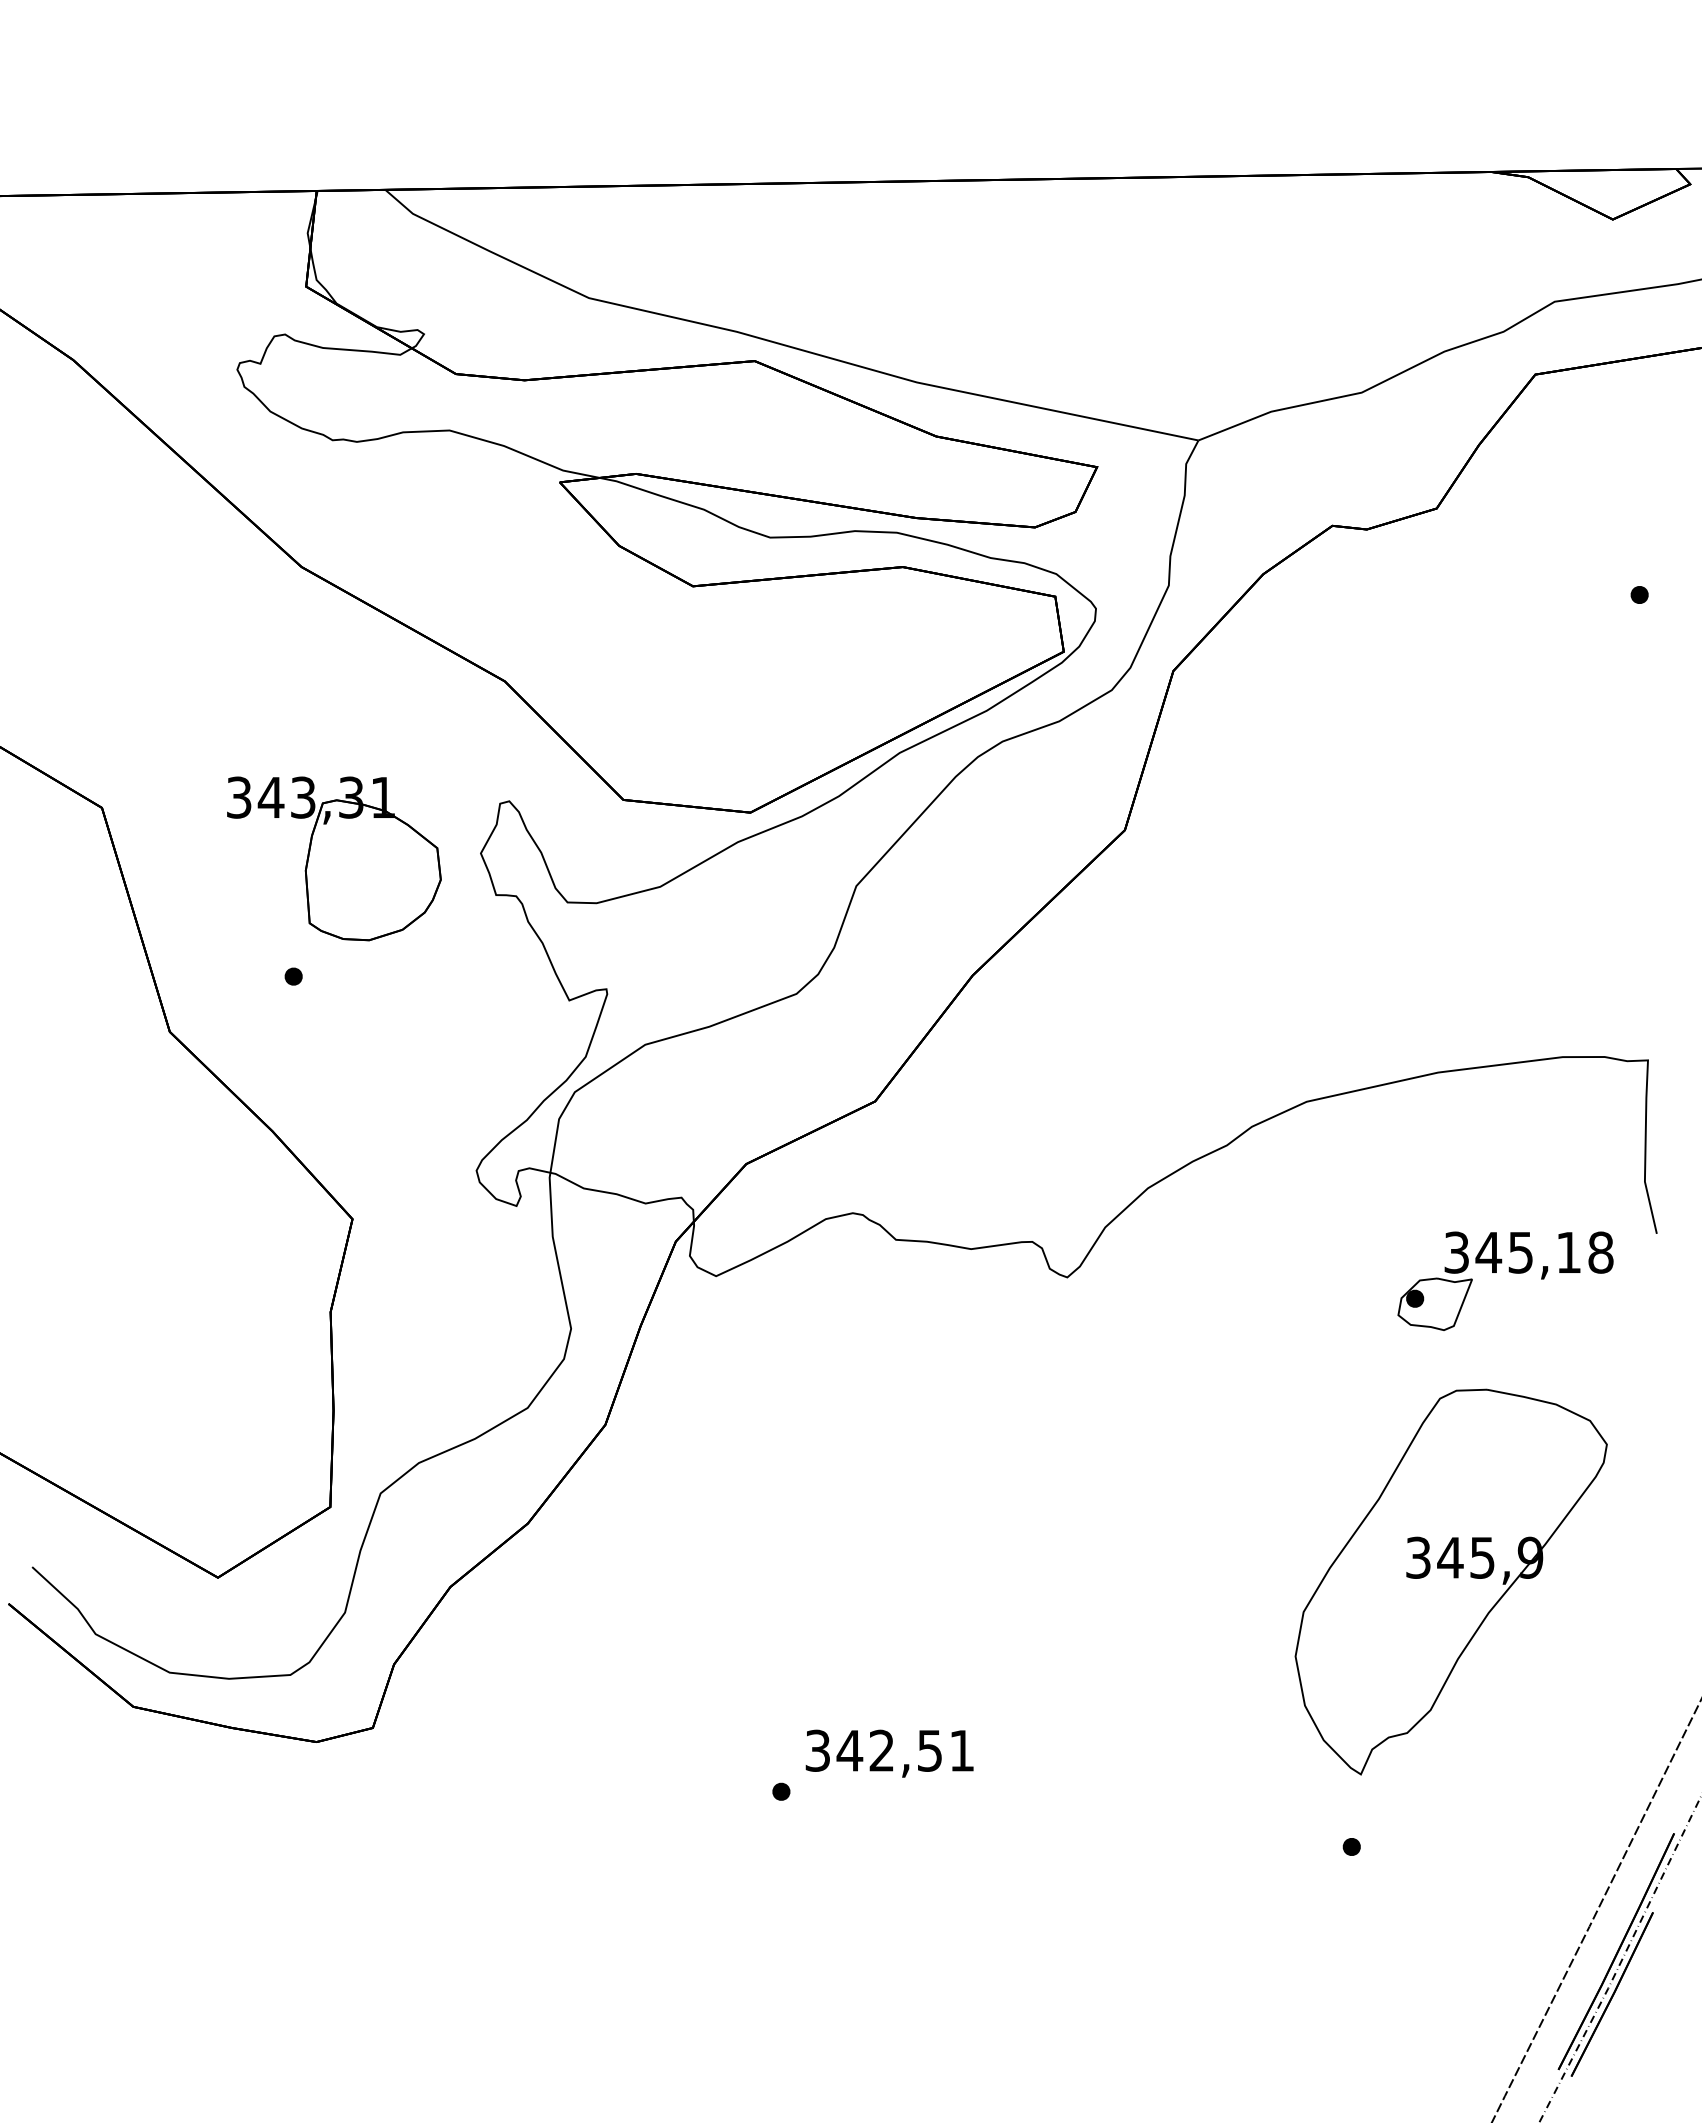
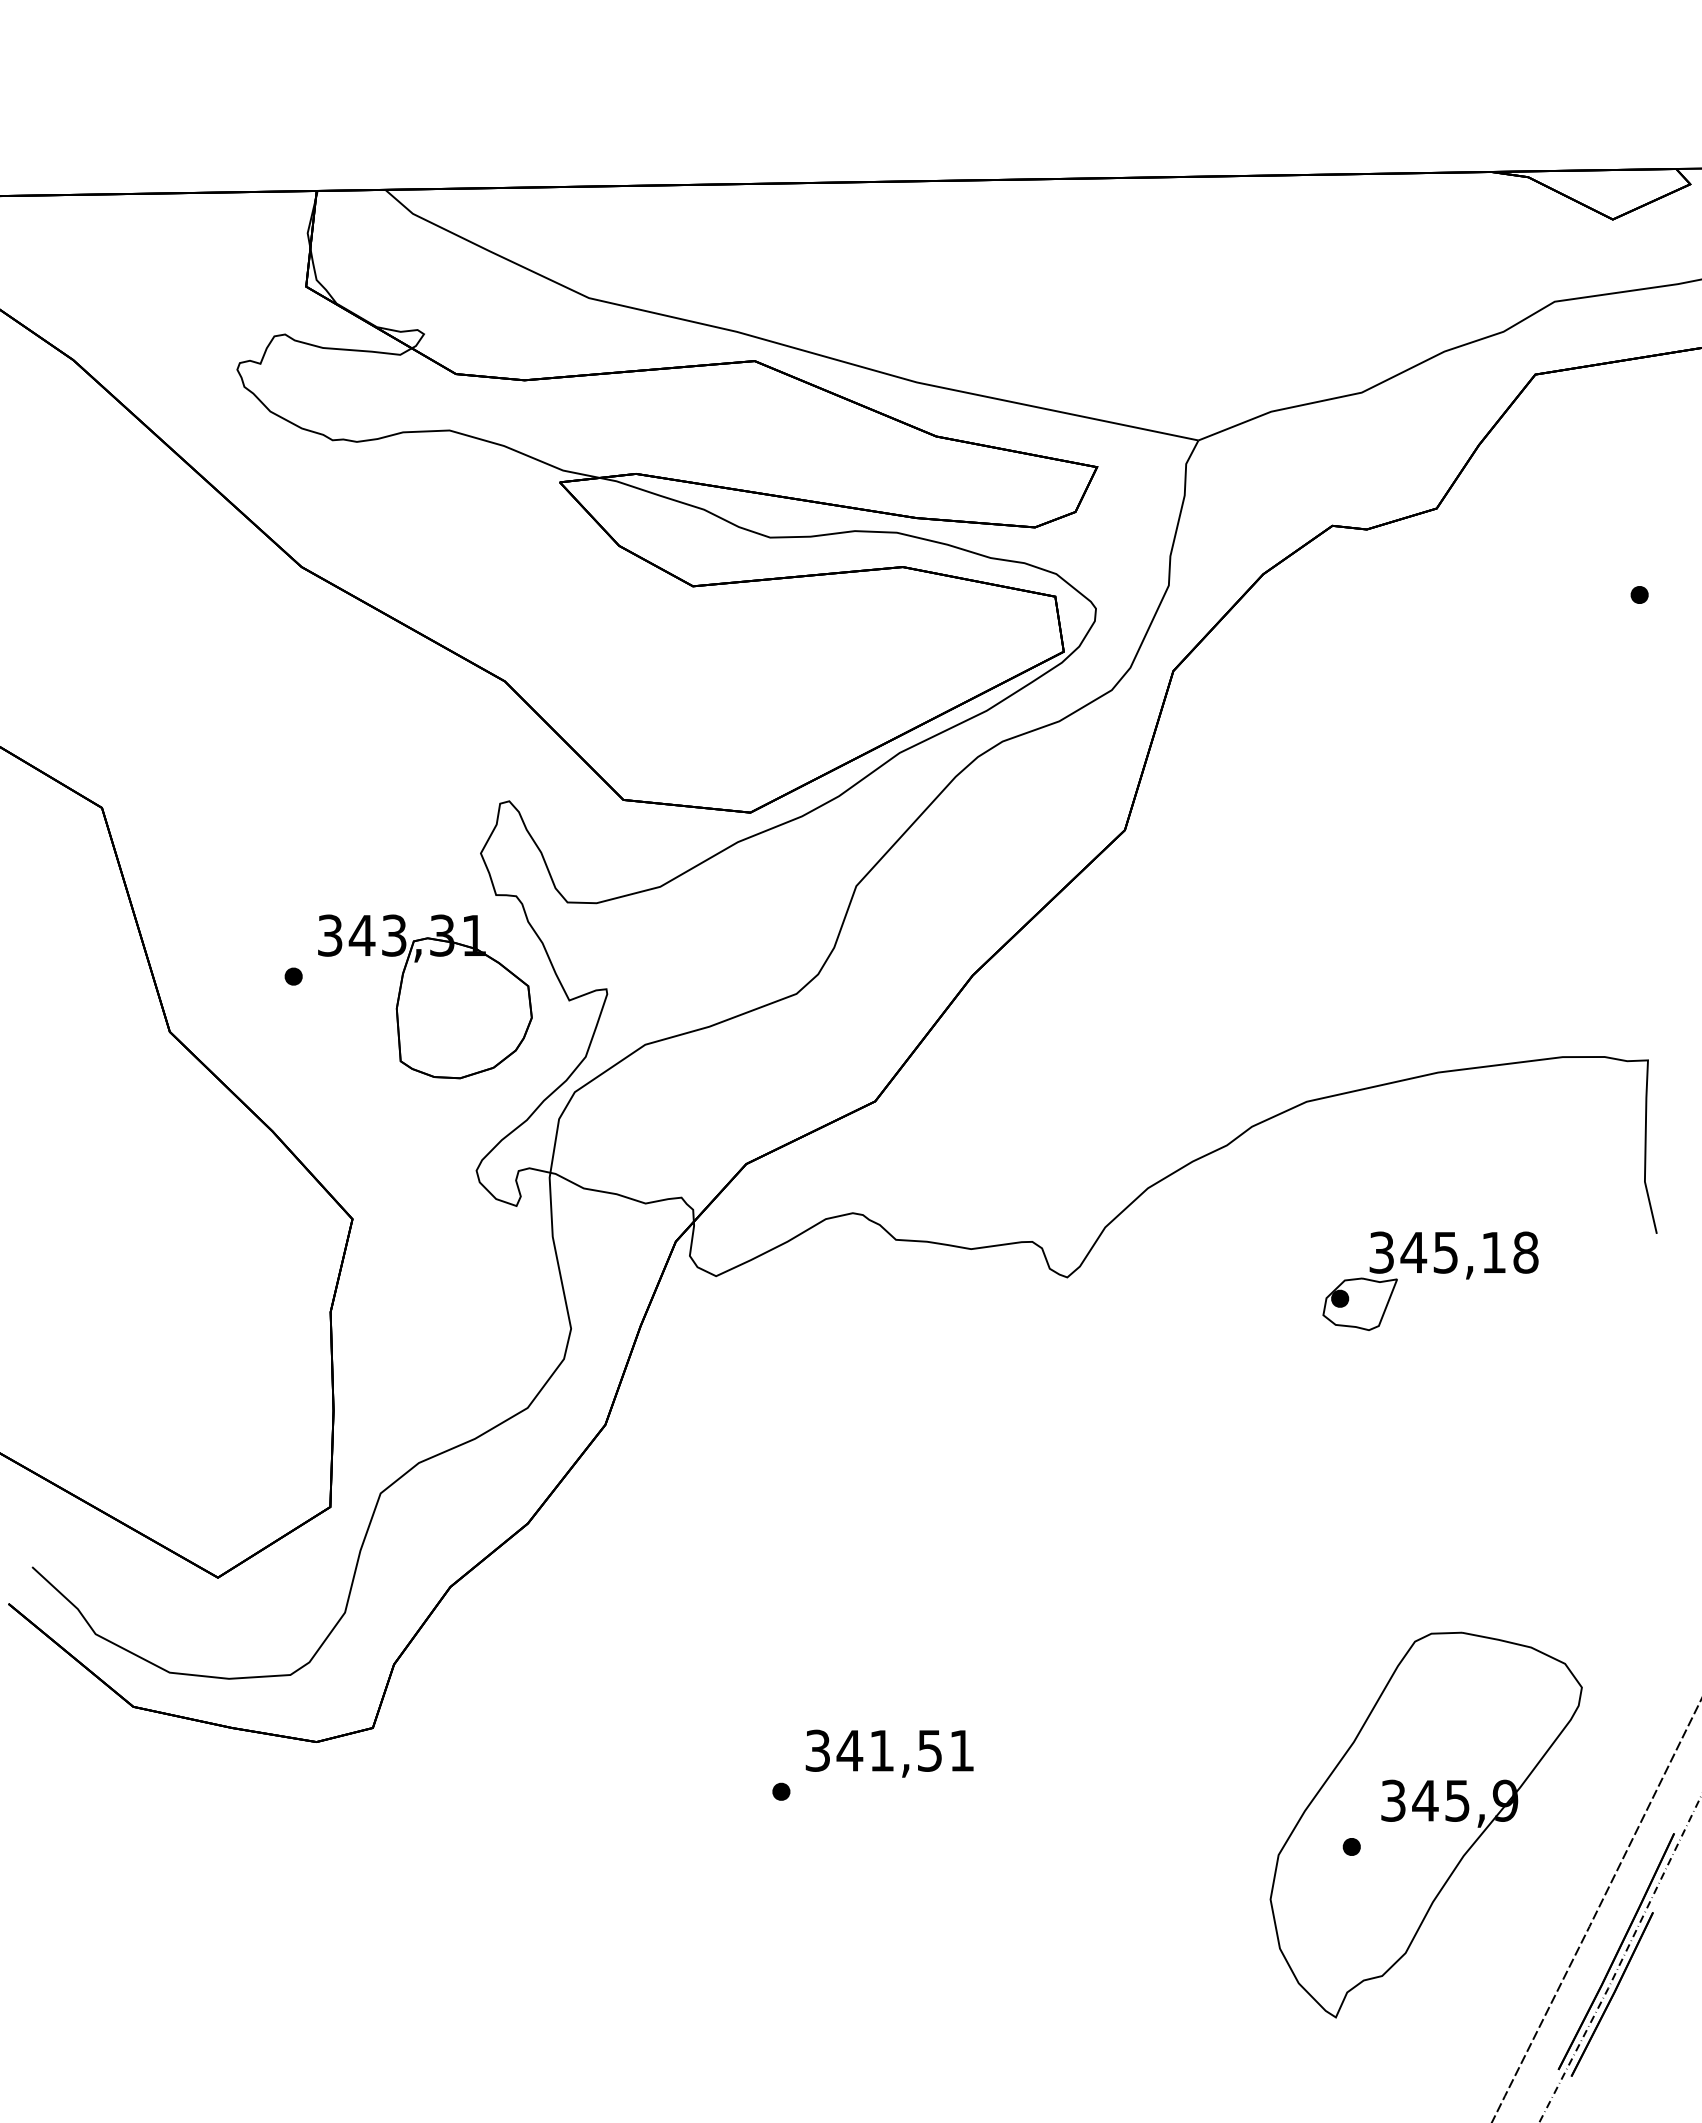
part position: (334, 858) -> (425, 996) (425, 996)
part position: (1509, 1272) -> (1434, 1272) (1434, 1272)
part position: (1450, 1581) -> (1425, 1824) (1425, 1824)
text: 342,51 -> 341,51 (881, 1750)
